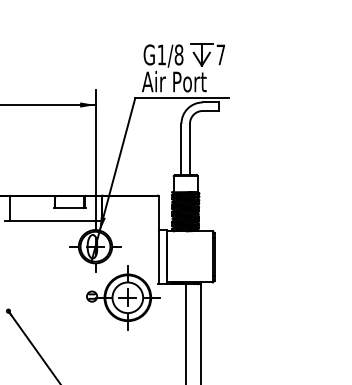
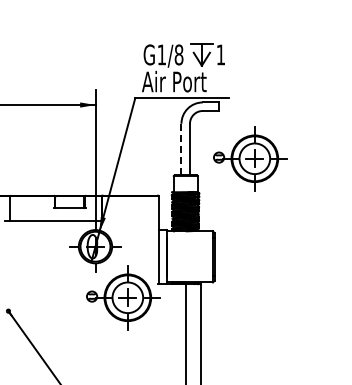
text: 7 -> 1 (220, 54)
line: solid -> dashed (181, 149)
part: none -> present (250, 158)
